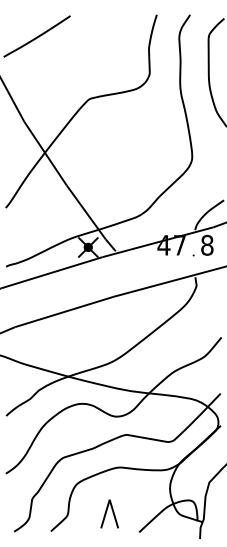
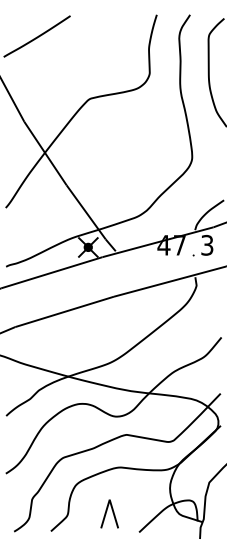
text: 8 -> 3 (207, 245)
